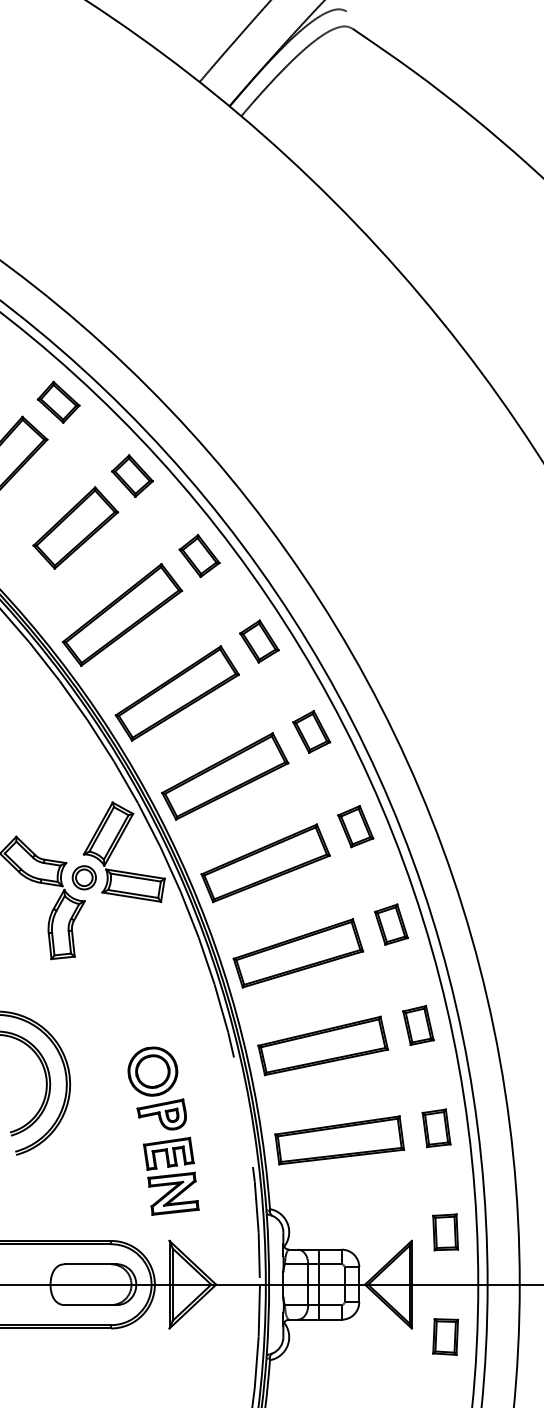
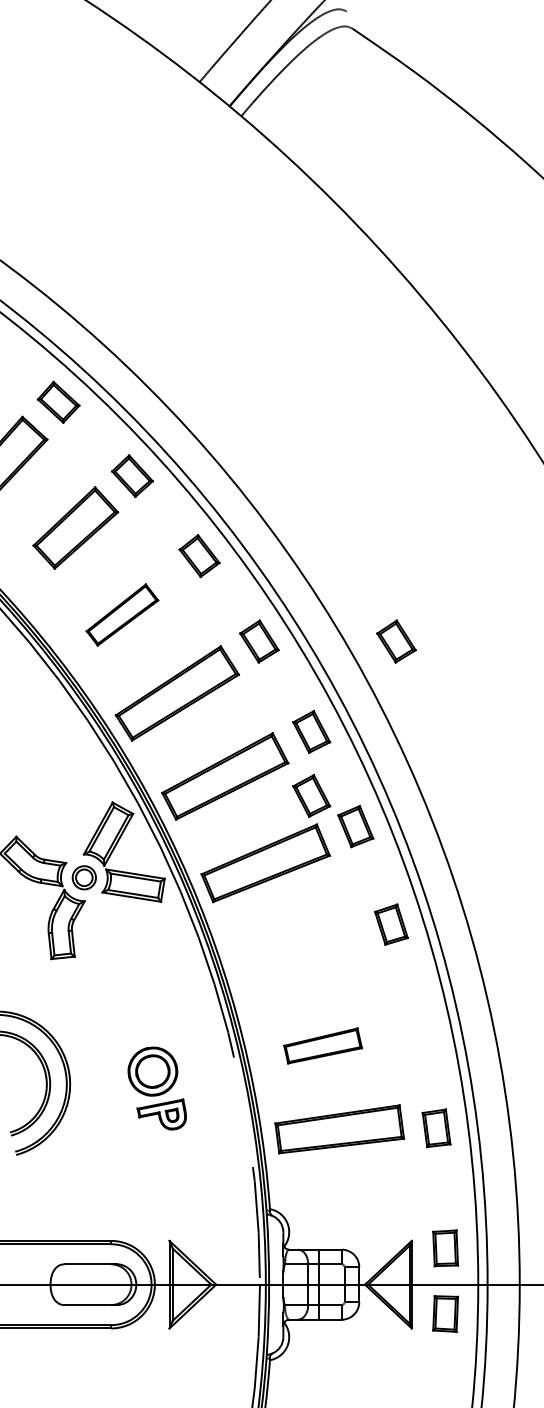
part size: 123x104 px -> 75x64 px (122, 614)
part: none -> present (396, 641)
part: none -> present (311, 795)
part: present -> none (298, 953)
part: present -> none (418, 1025)
part size: 132x62 px -> 80x38 px (322, 1045)
part position: (339, 1140) -> (339, 1129) (339, 1129)
part: present -> none (170, 1175)
part position: (445, 1232) -> (445, 1248) (445, 1248)
part position: (445, 1336) -> (445, 1313) (445, 1313)
